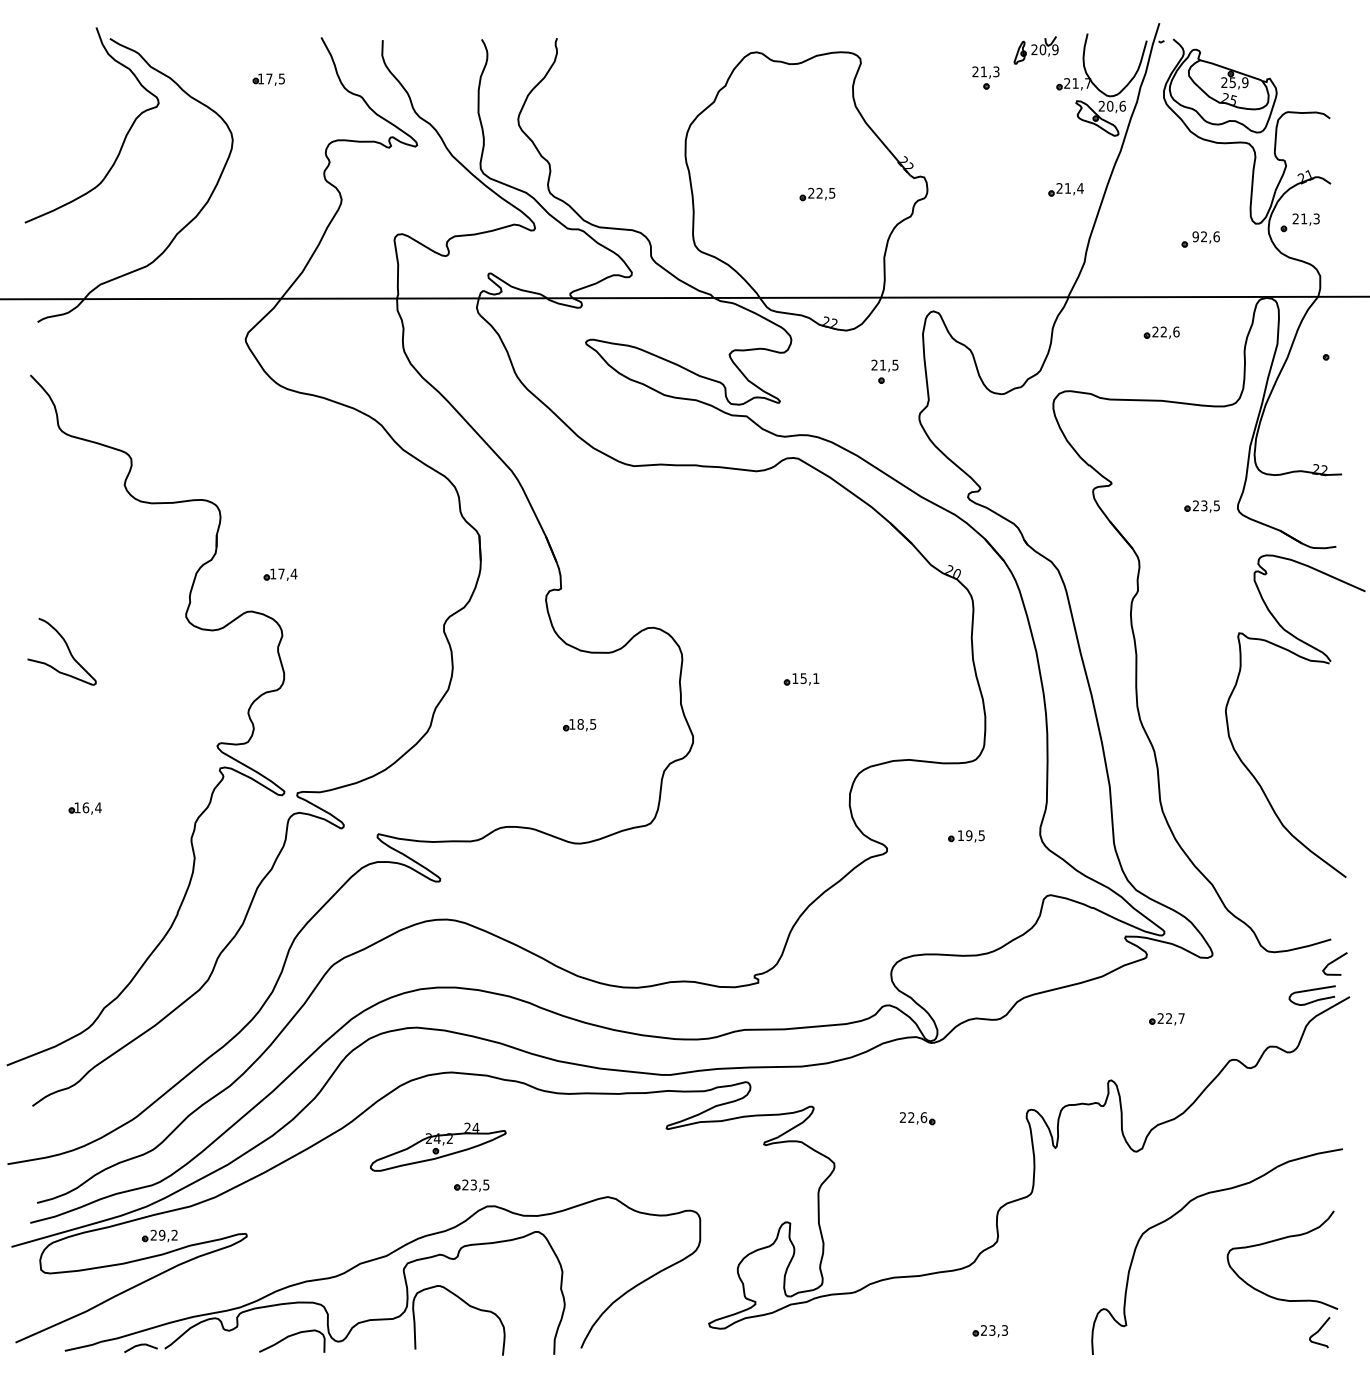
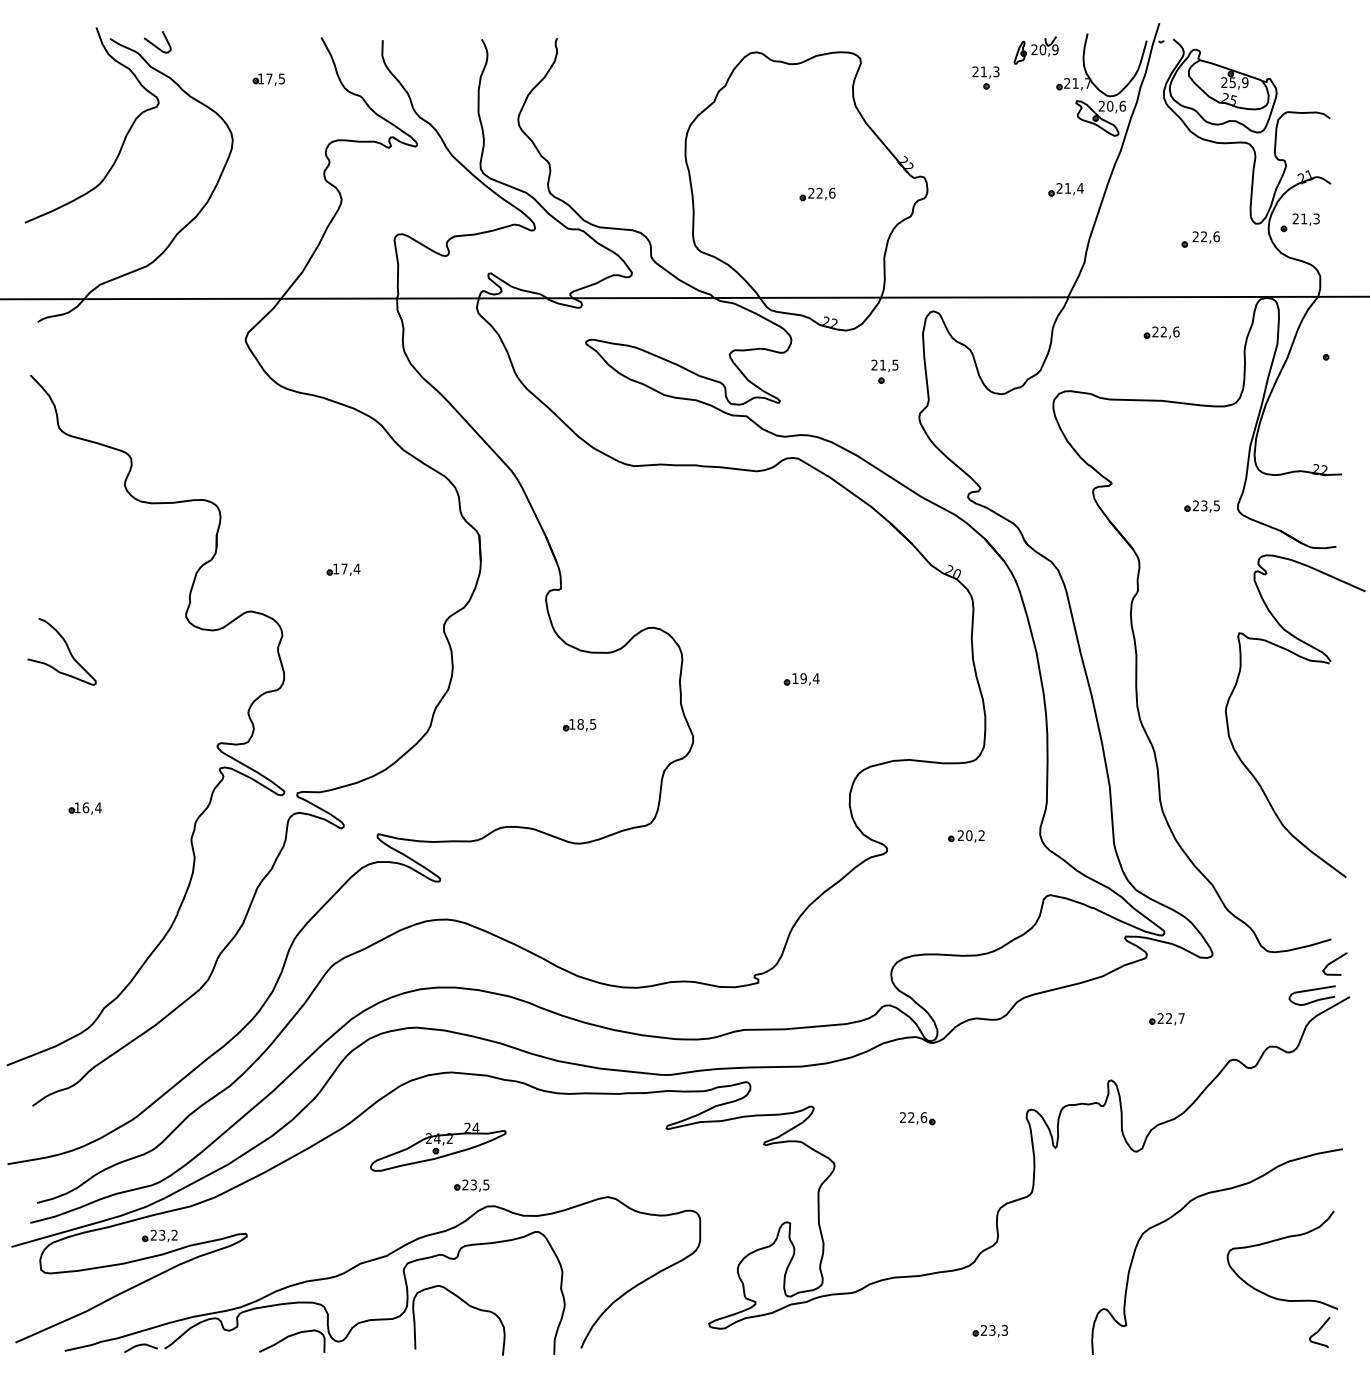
curve: none -> present (156, 45)
text: 22,5 -> 22,6 (832, 192)
text: 92,6 -> 22,6 (1195, 236)
part position: (280, 574) -> (343, 569) (343, 569)
text: 15,1 -> 19,4 (809, 678)
text: 19,5 -> 20,2 (970, 835)
text: 29,2 -> 23,2 (162, 1235)
